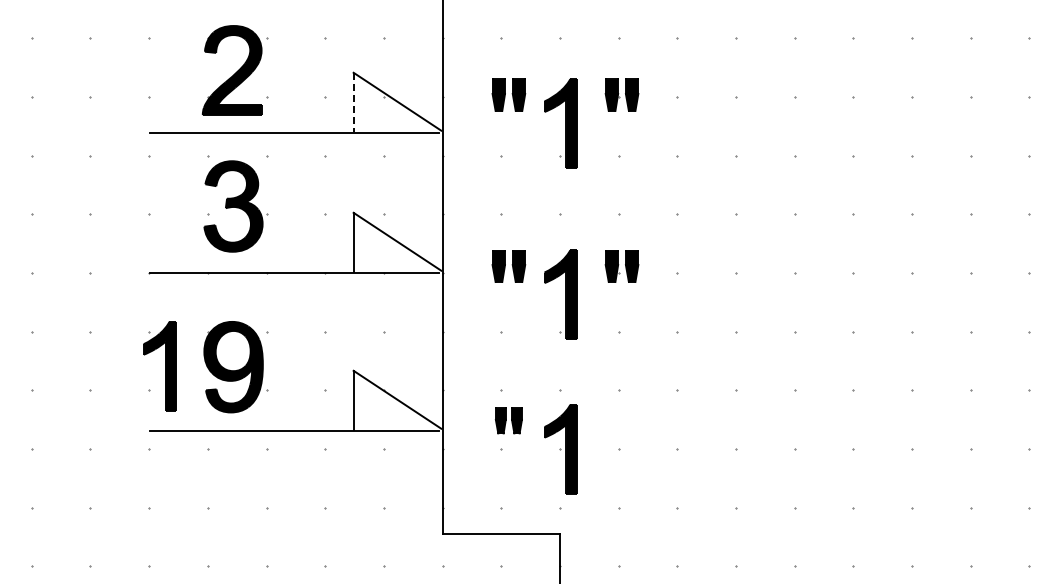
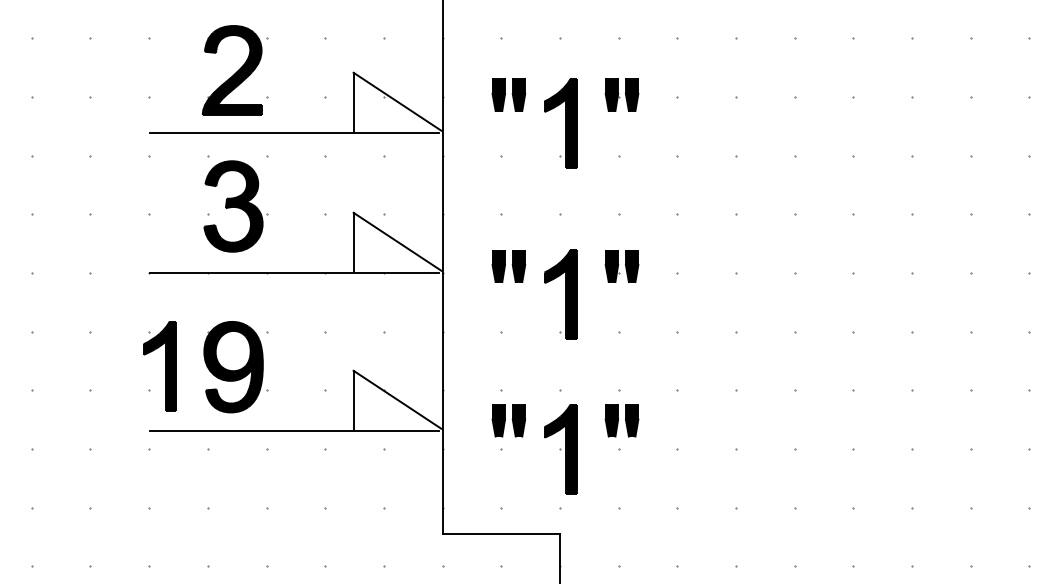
line: dashed -> solid (353, 102)
part size: 29x28 px -> 36x34 px (508, 420)
part: none -> present (621, 420)
